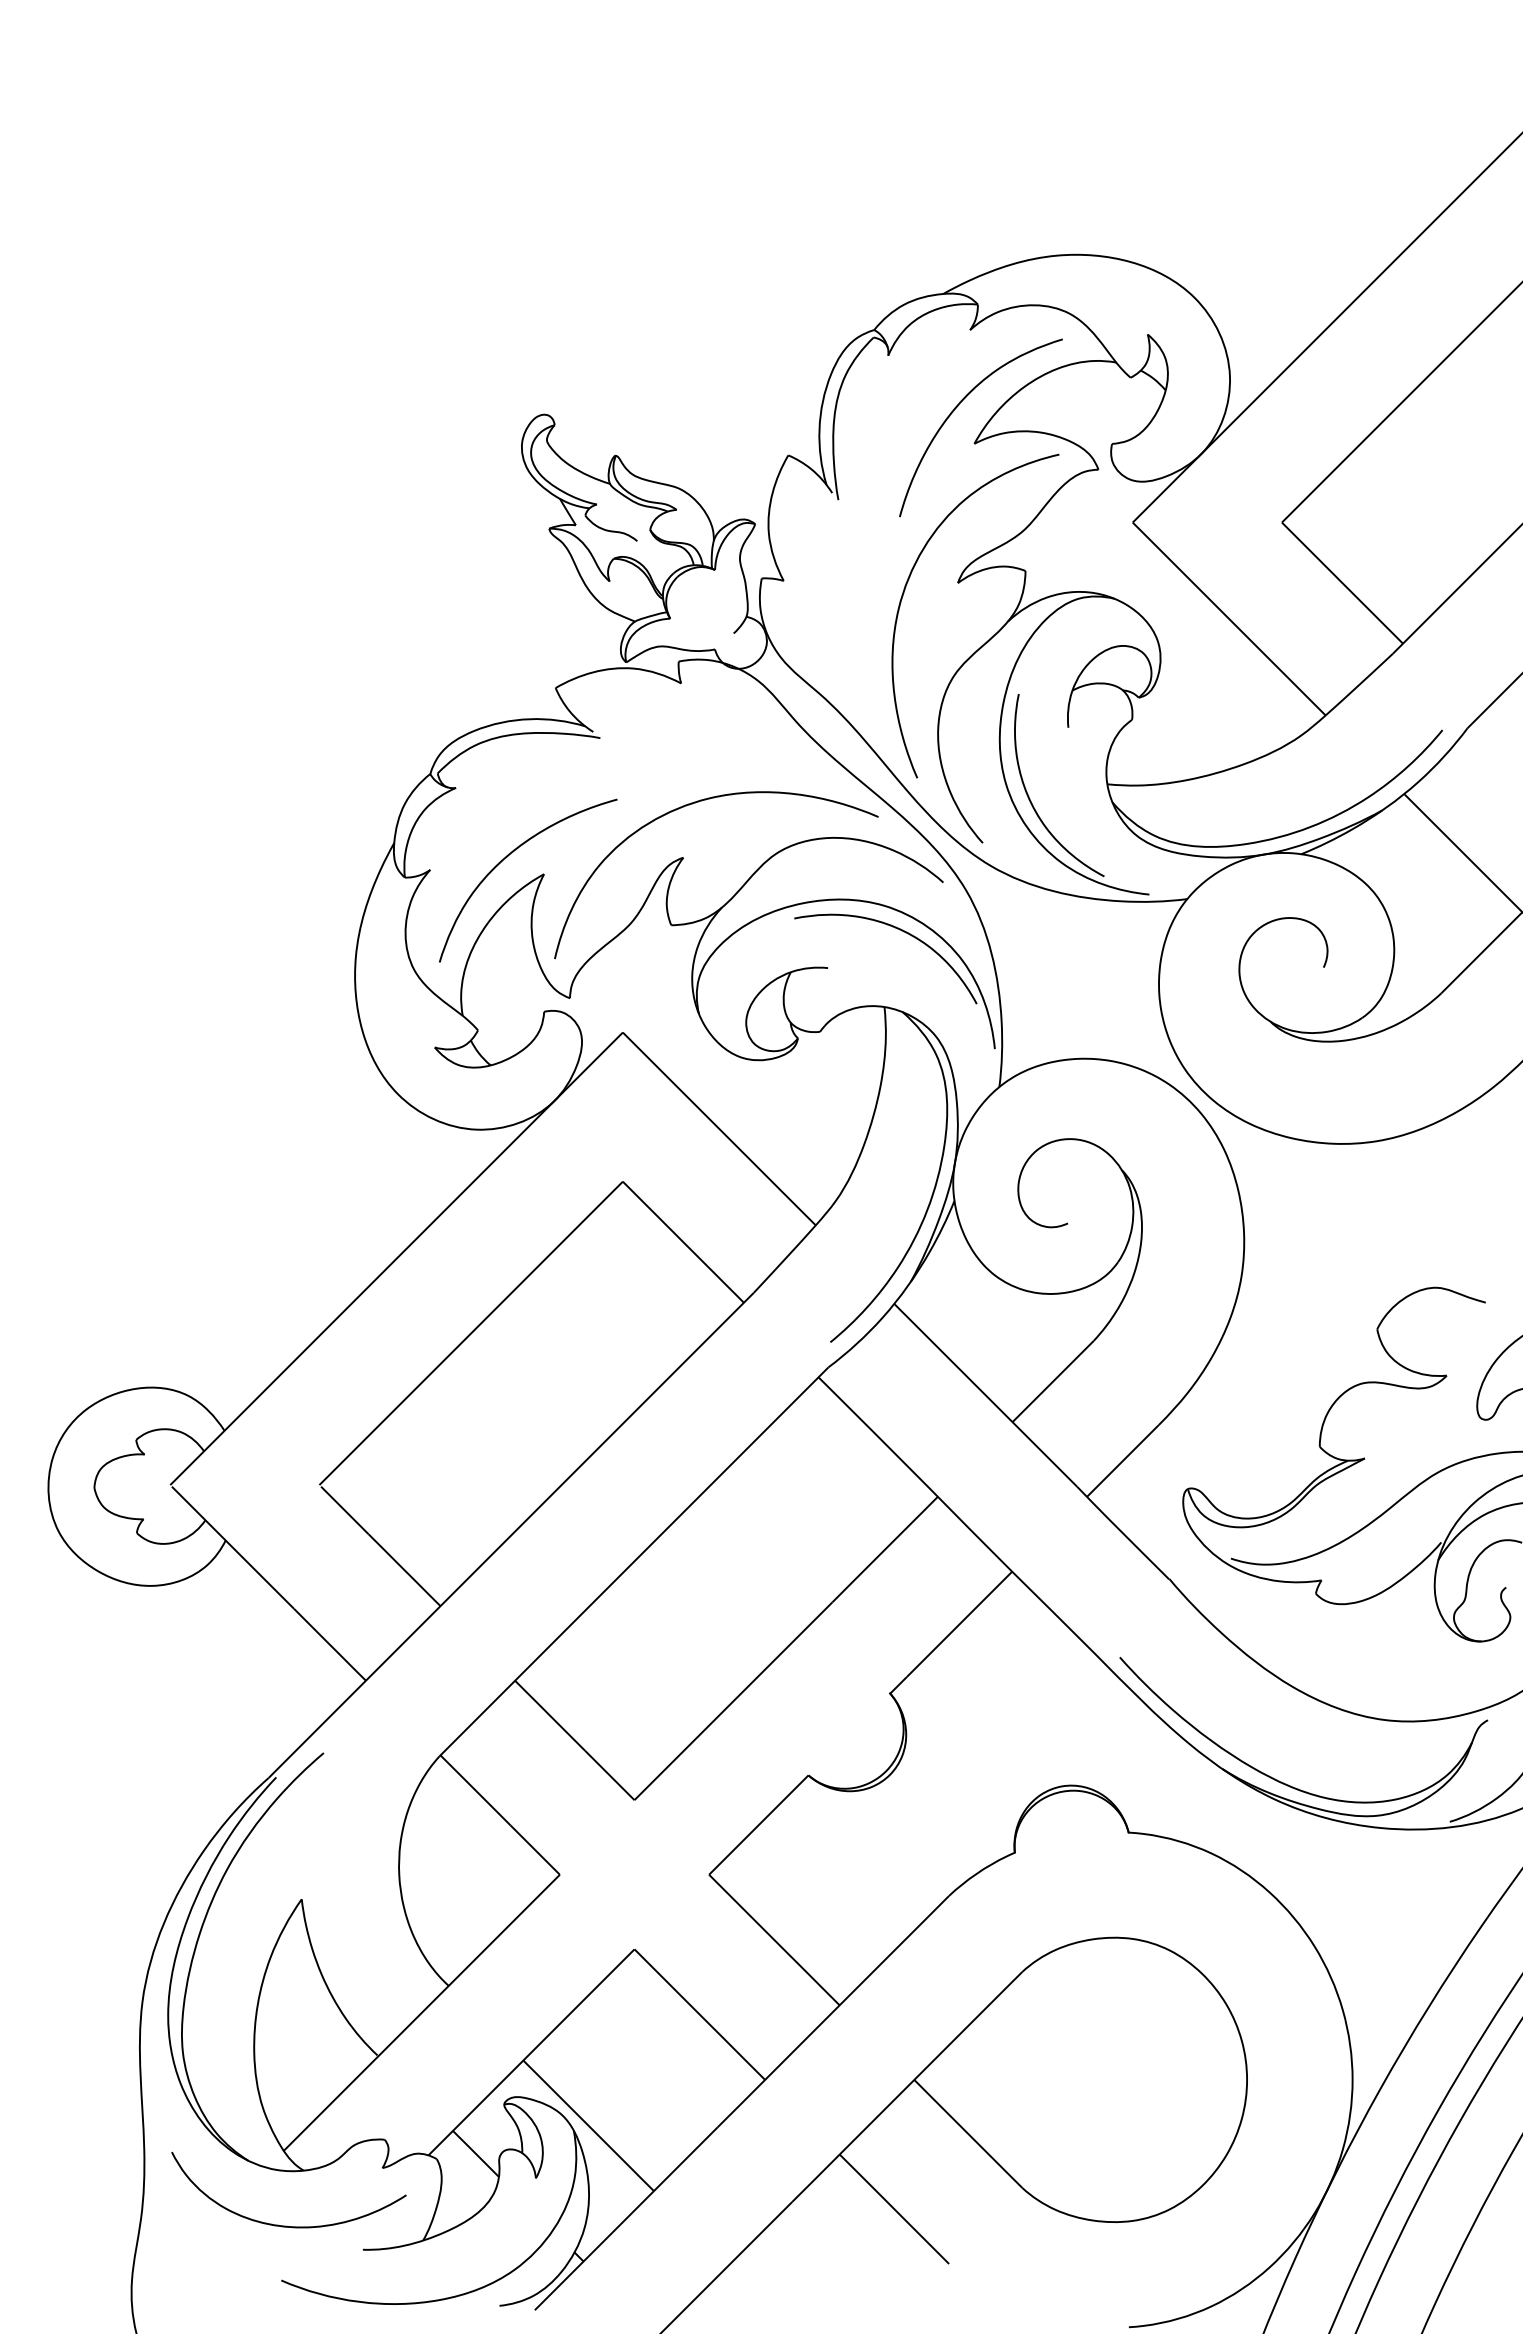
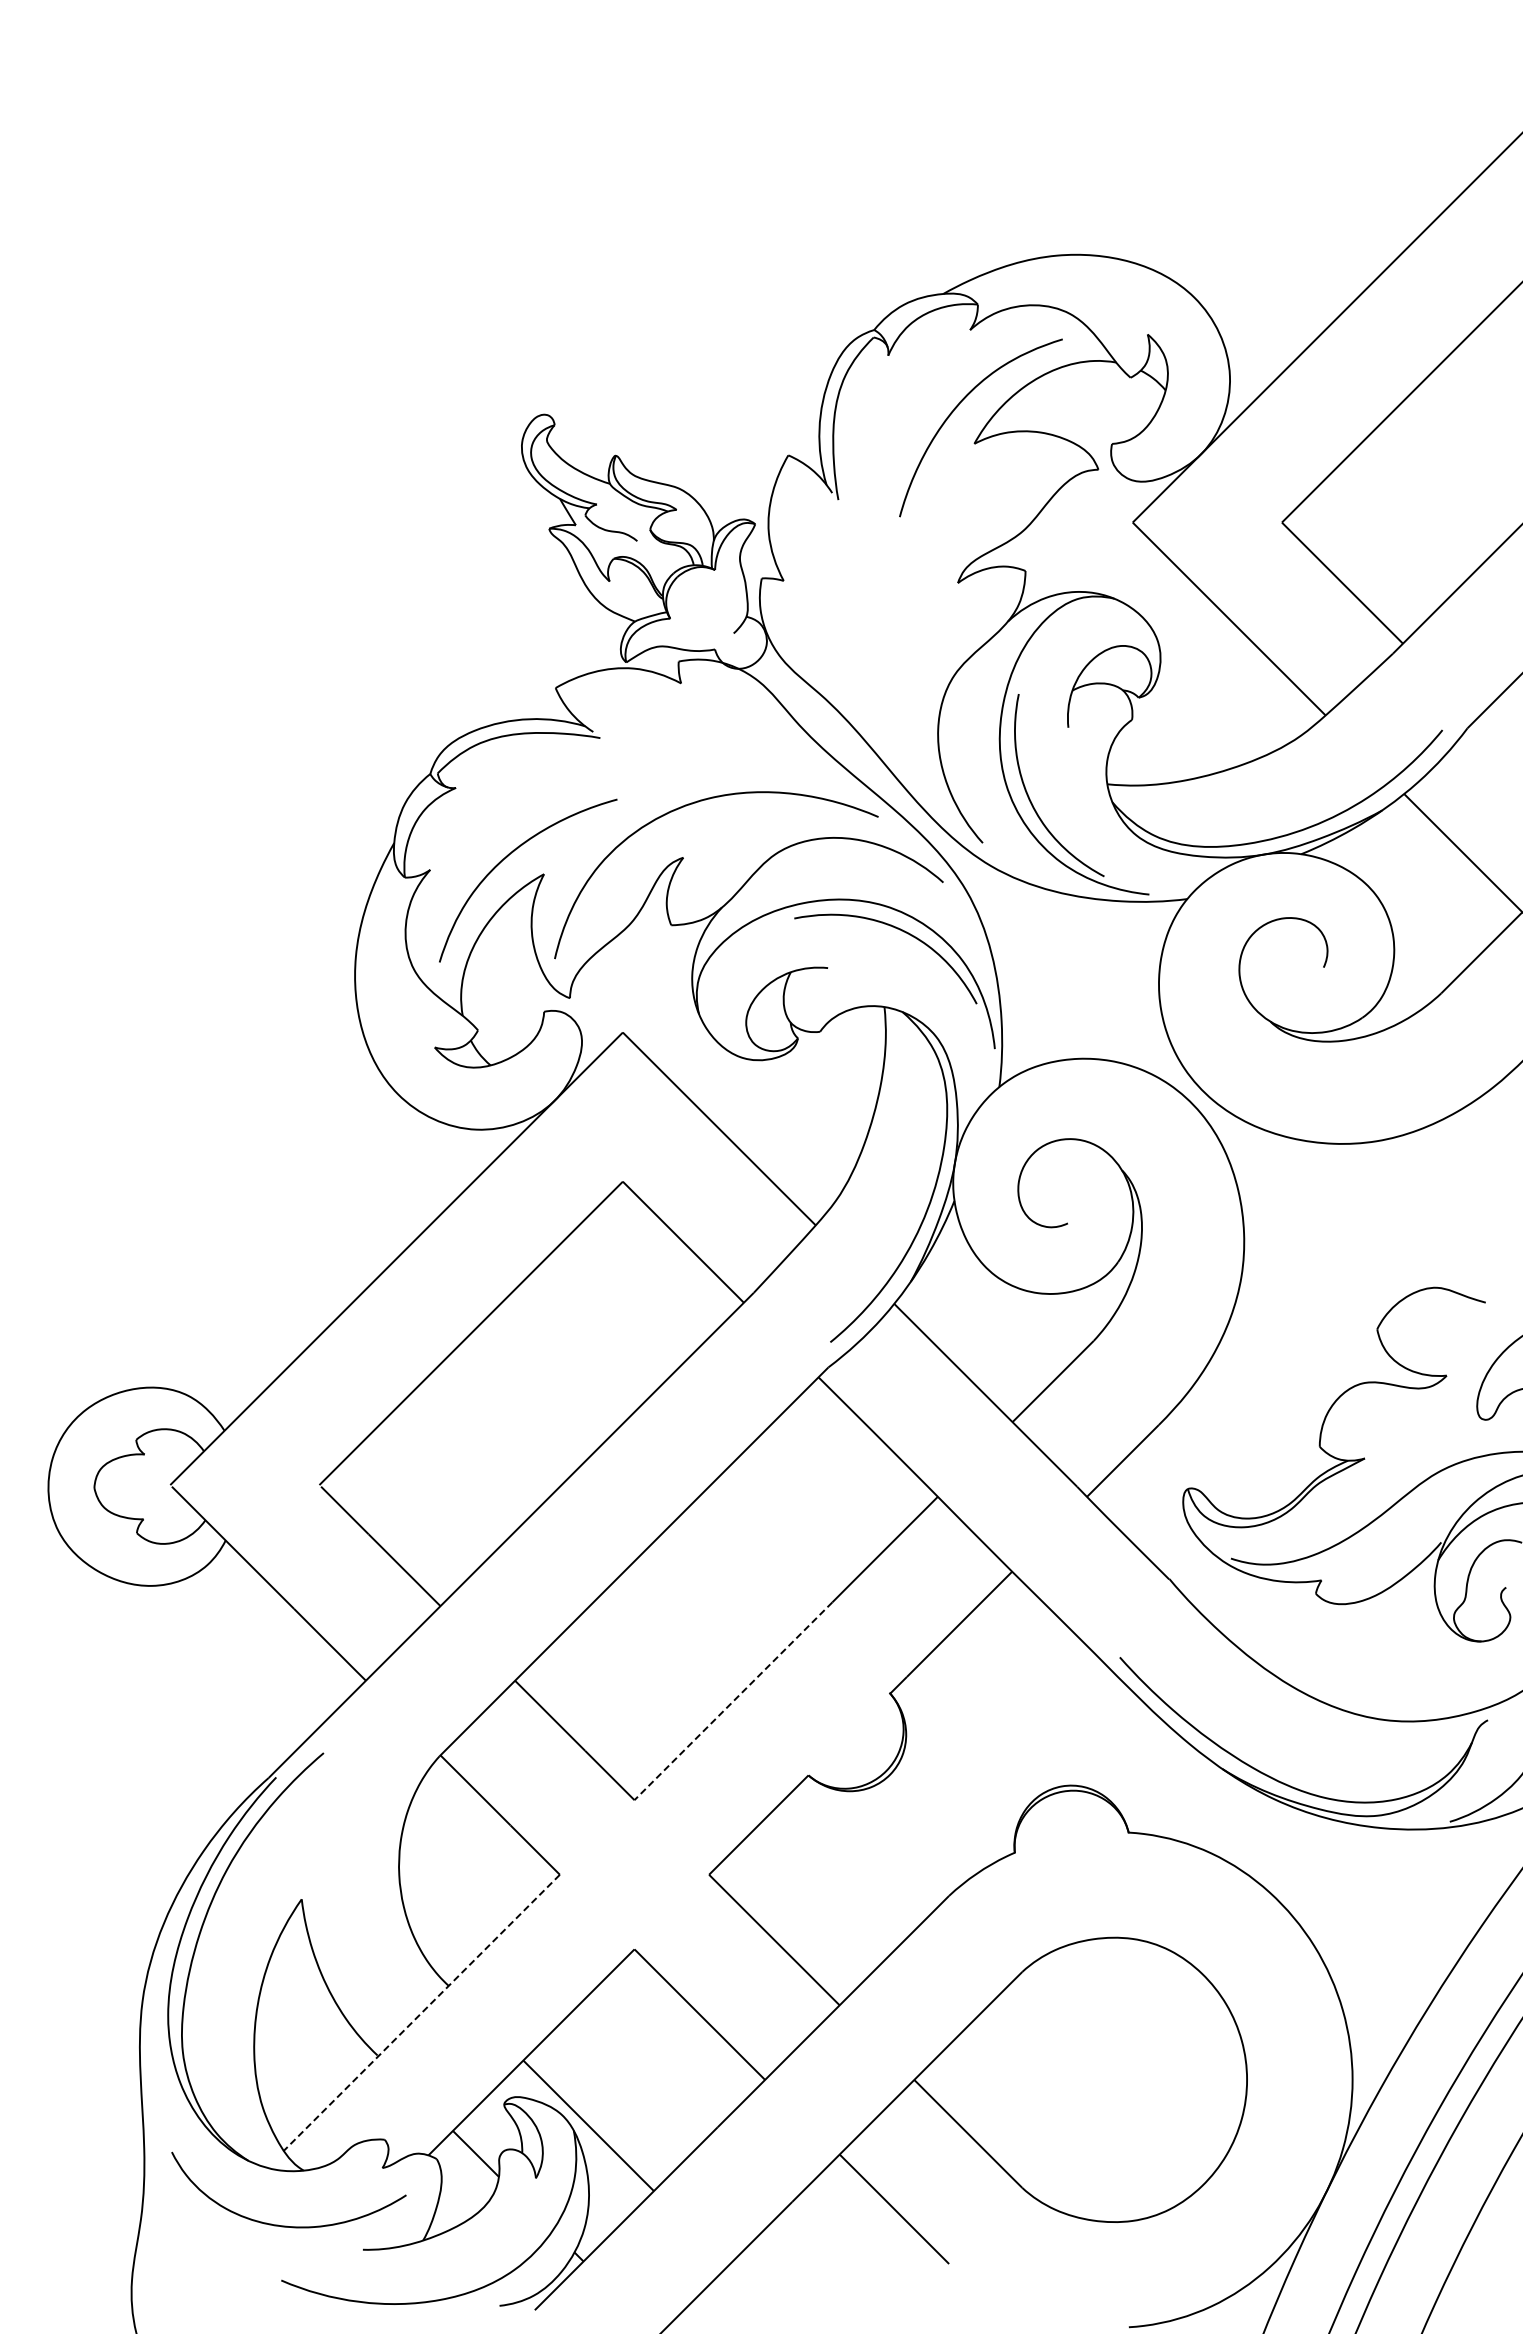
curve: present -> none (905, 590)
line: solid -> dashed (733, 1701)
line: solid -> dashed (421, 2013)
